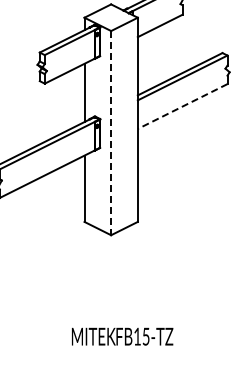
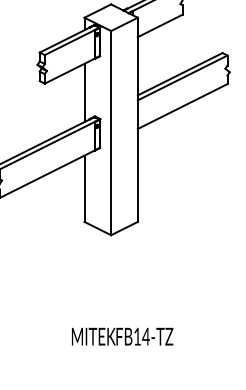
line: dashed -> solid (182, 106)
line: dashed -> solid (111, 133)
text: FB15-TZ -> FB14-TZ (145, 336)
